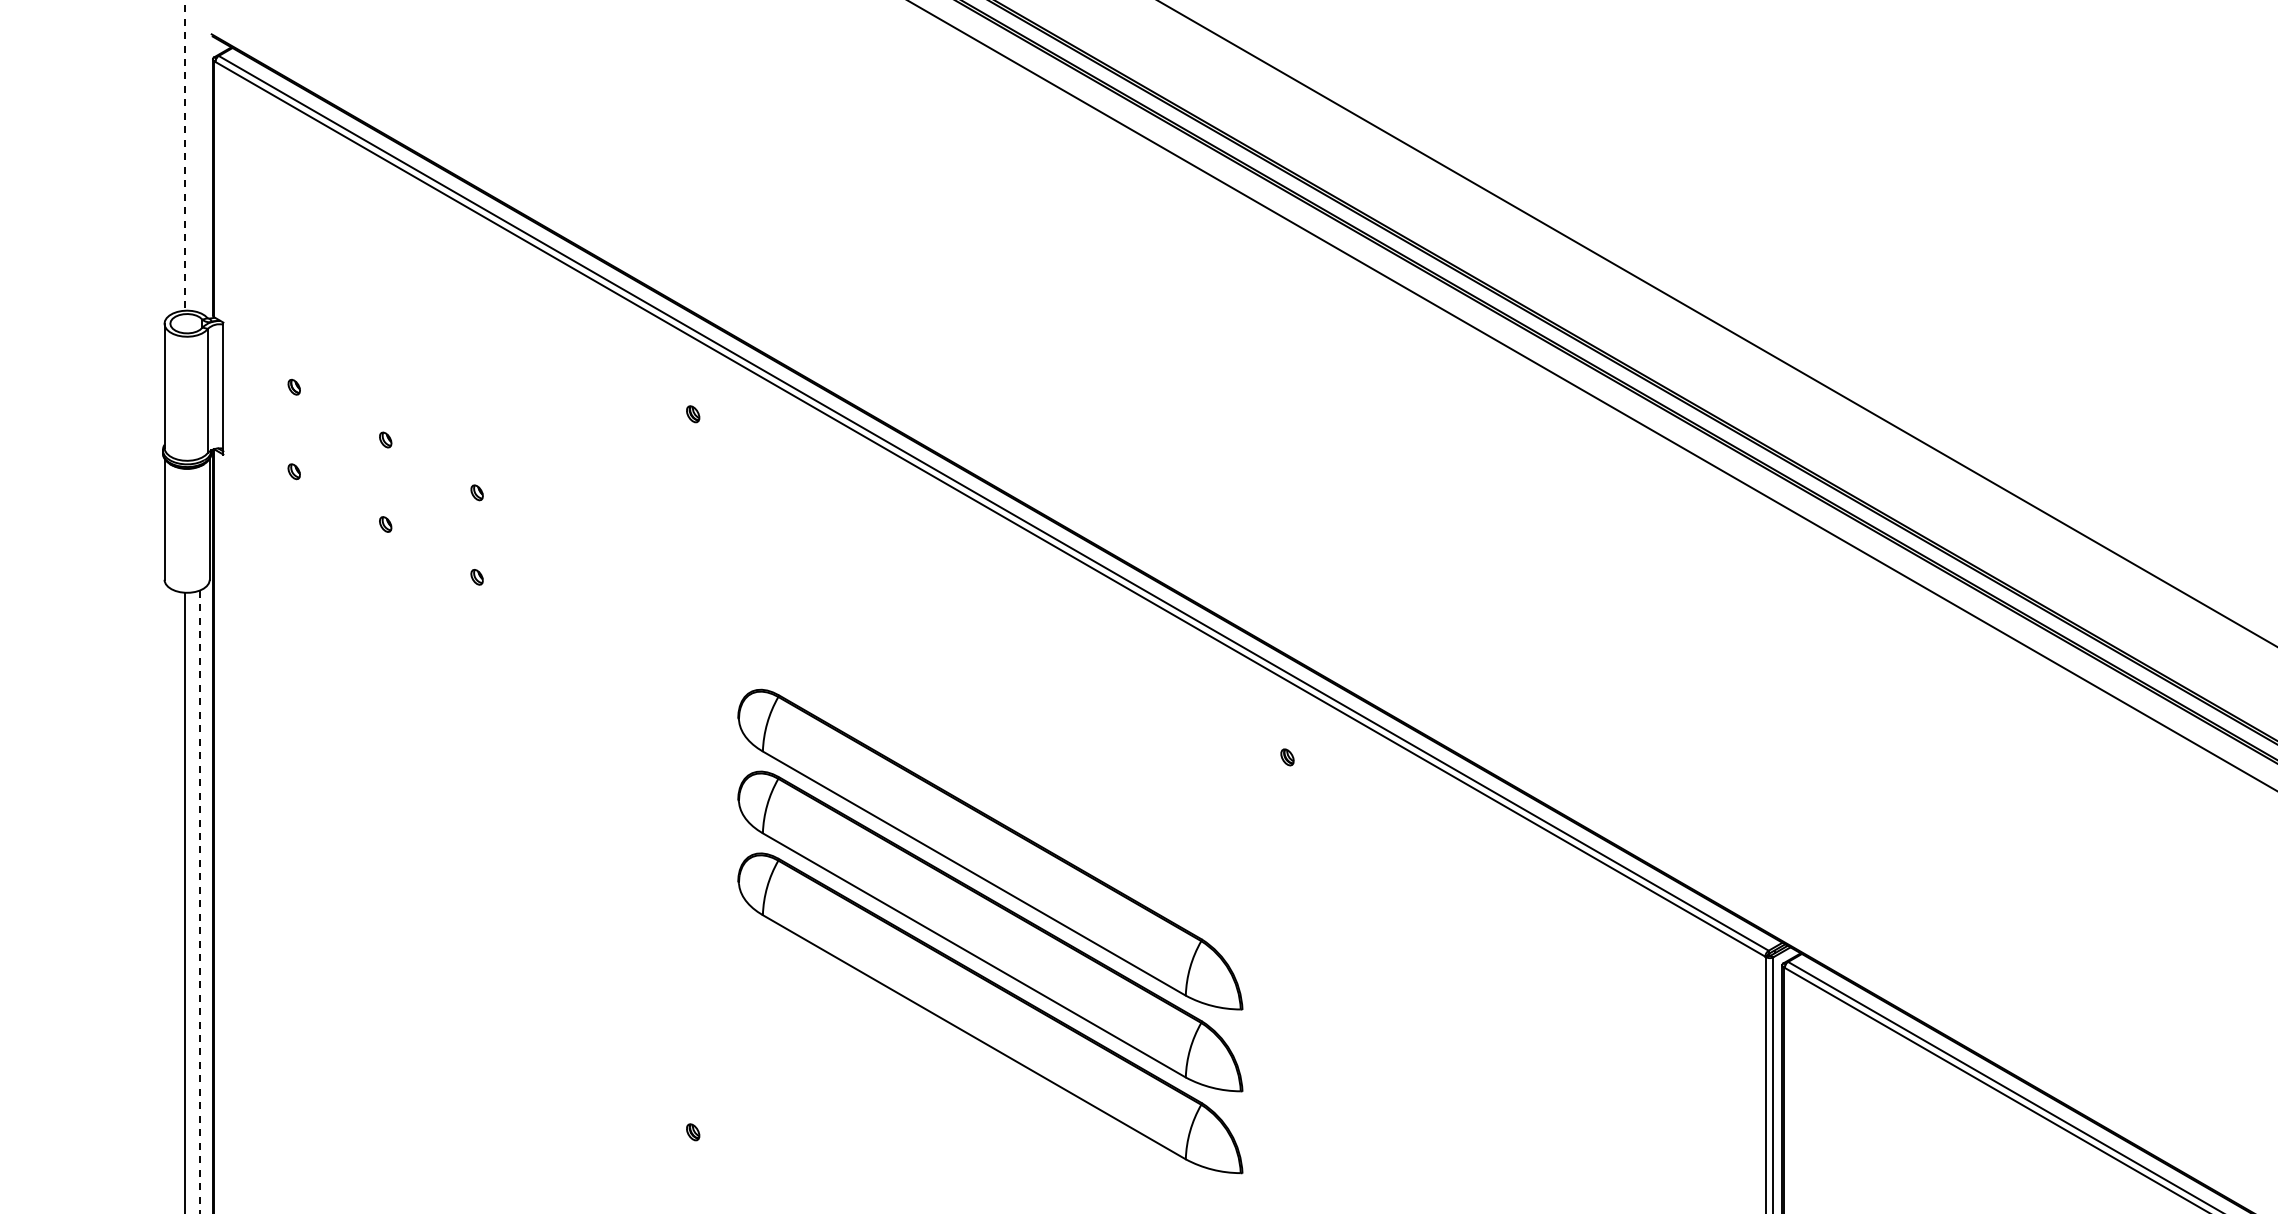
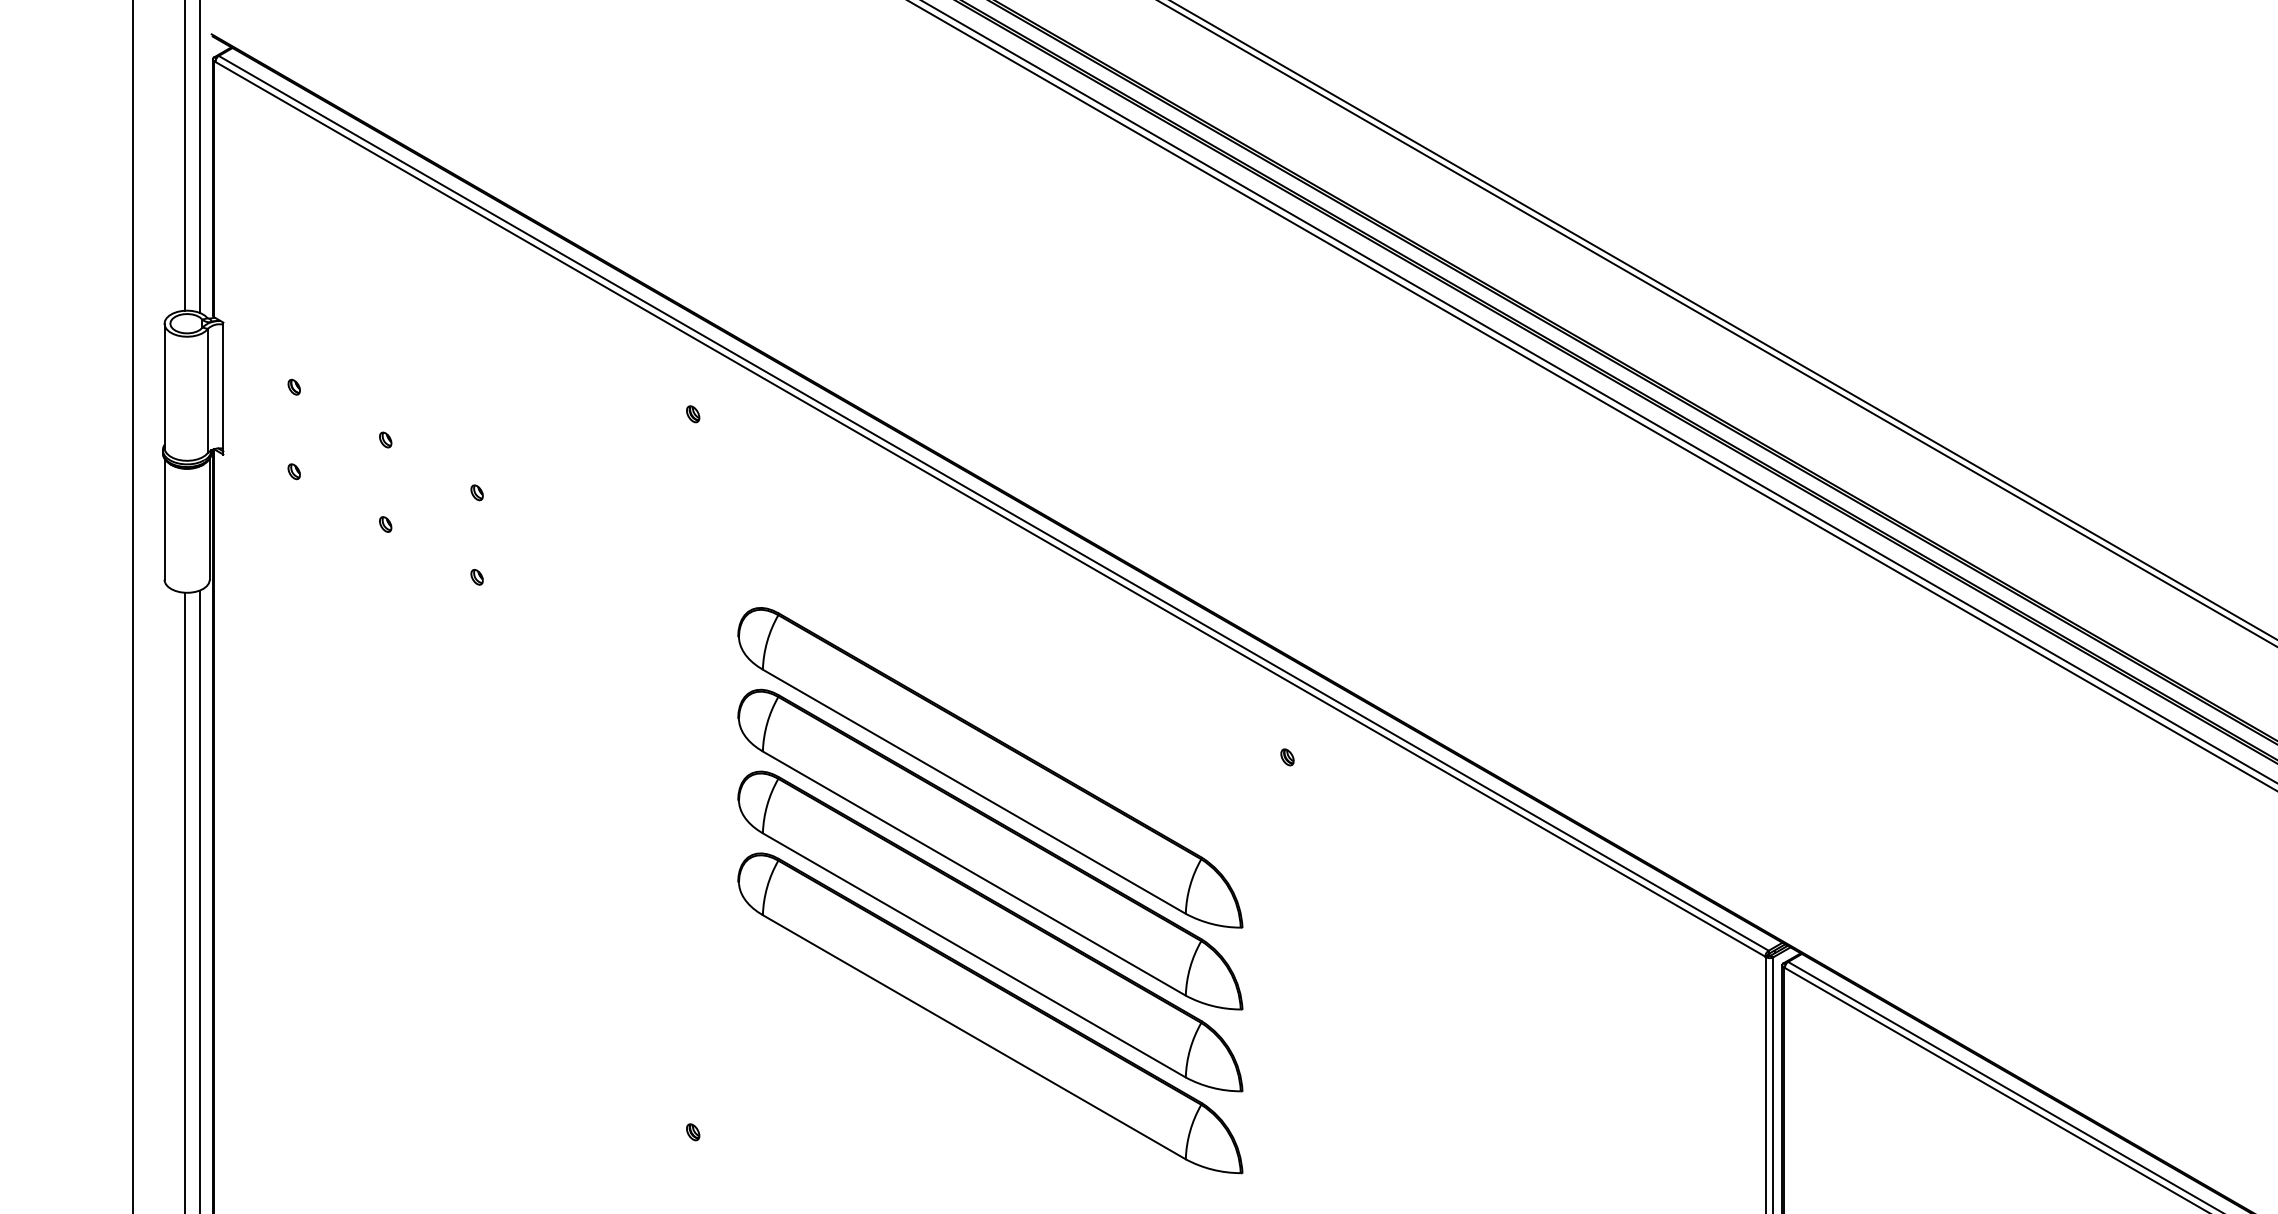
line: dashed -> solid (184, 155)
line: none -> present (199, 157)
line: none -> present (1723, 320)
line: none -> present (1599, 391)
line: none -> present (132, 606)
part: none -> present (990, 767)
line: dashed -> solid (199, 902)
